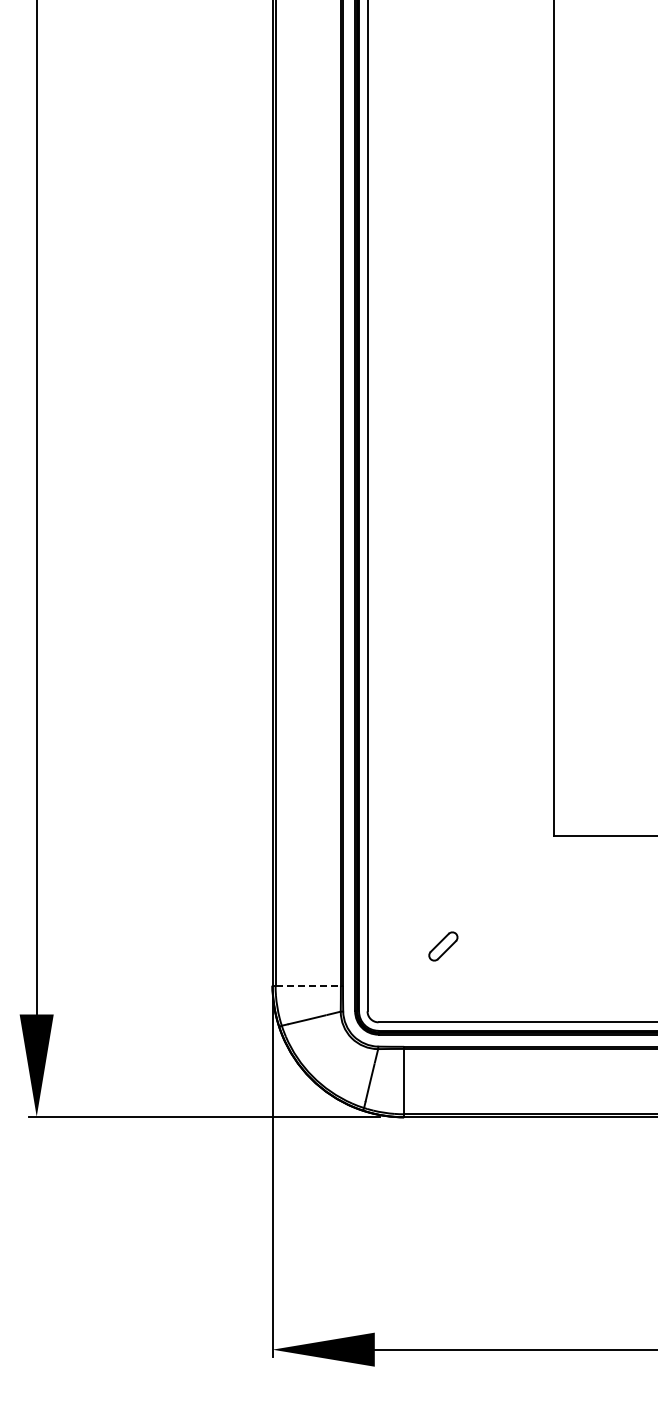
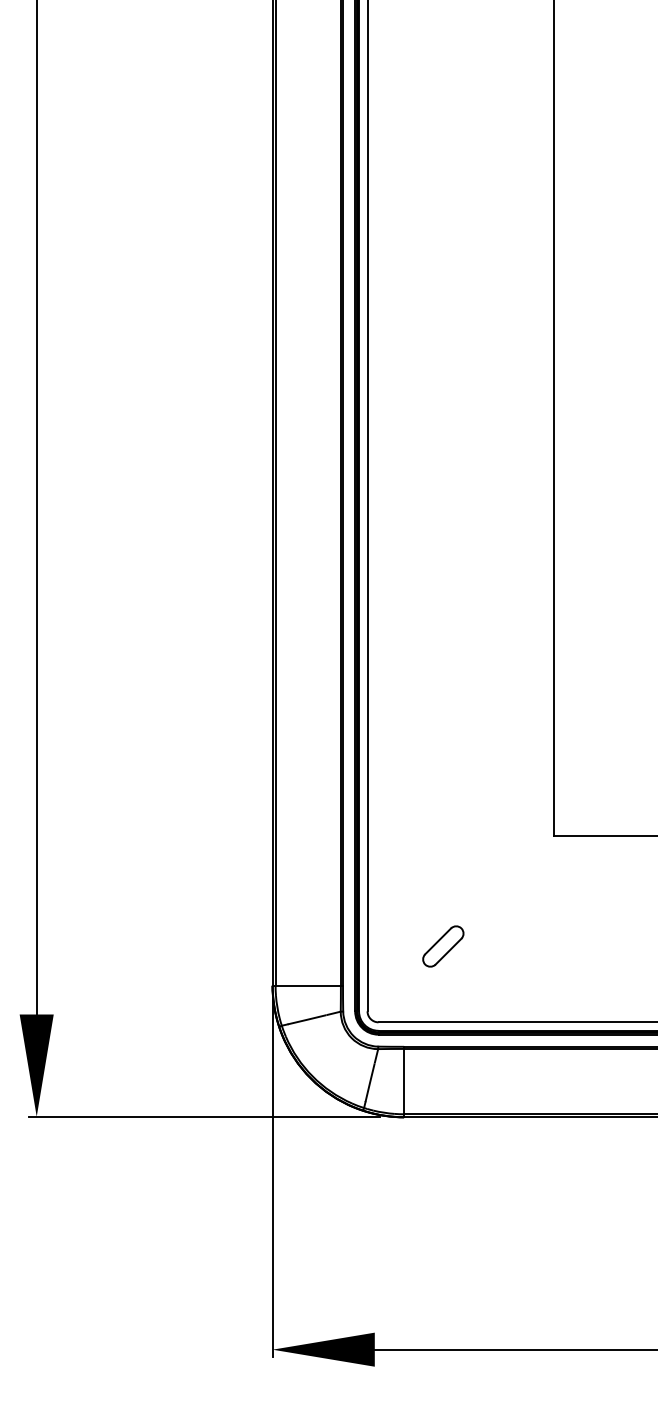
part size: 31x31 px -> 43x43 px (443, 946)
line: dashed -> solid (309, 985)
